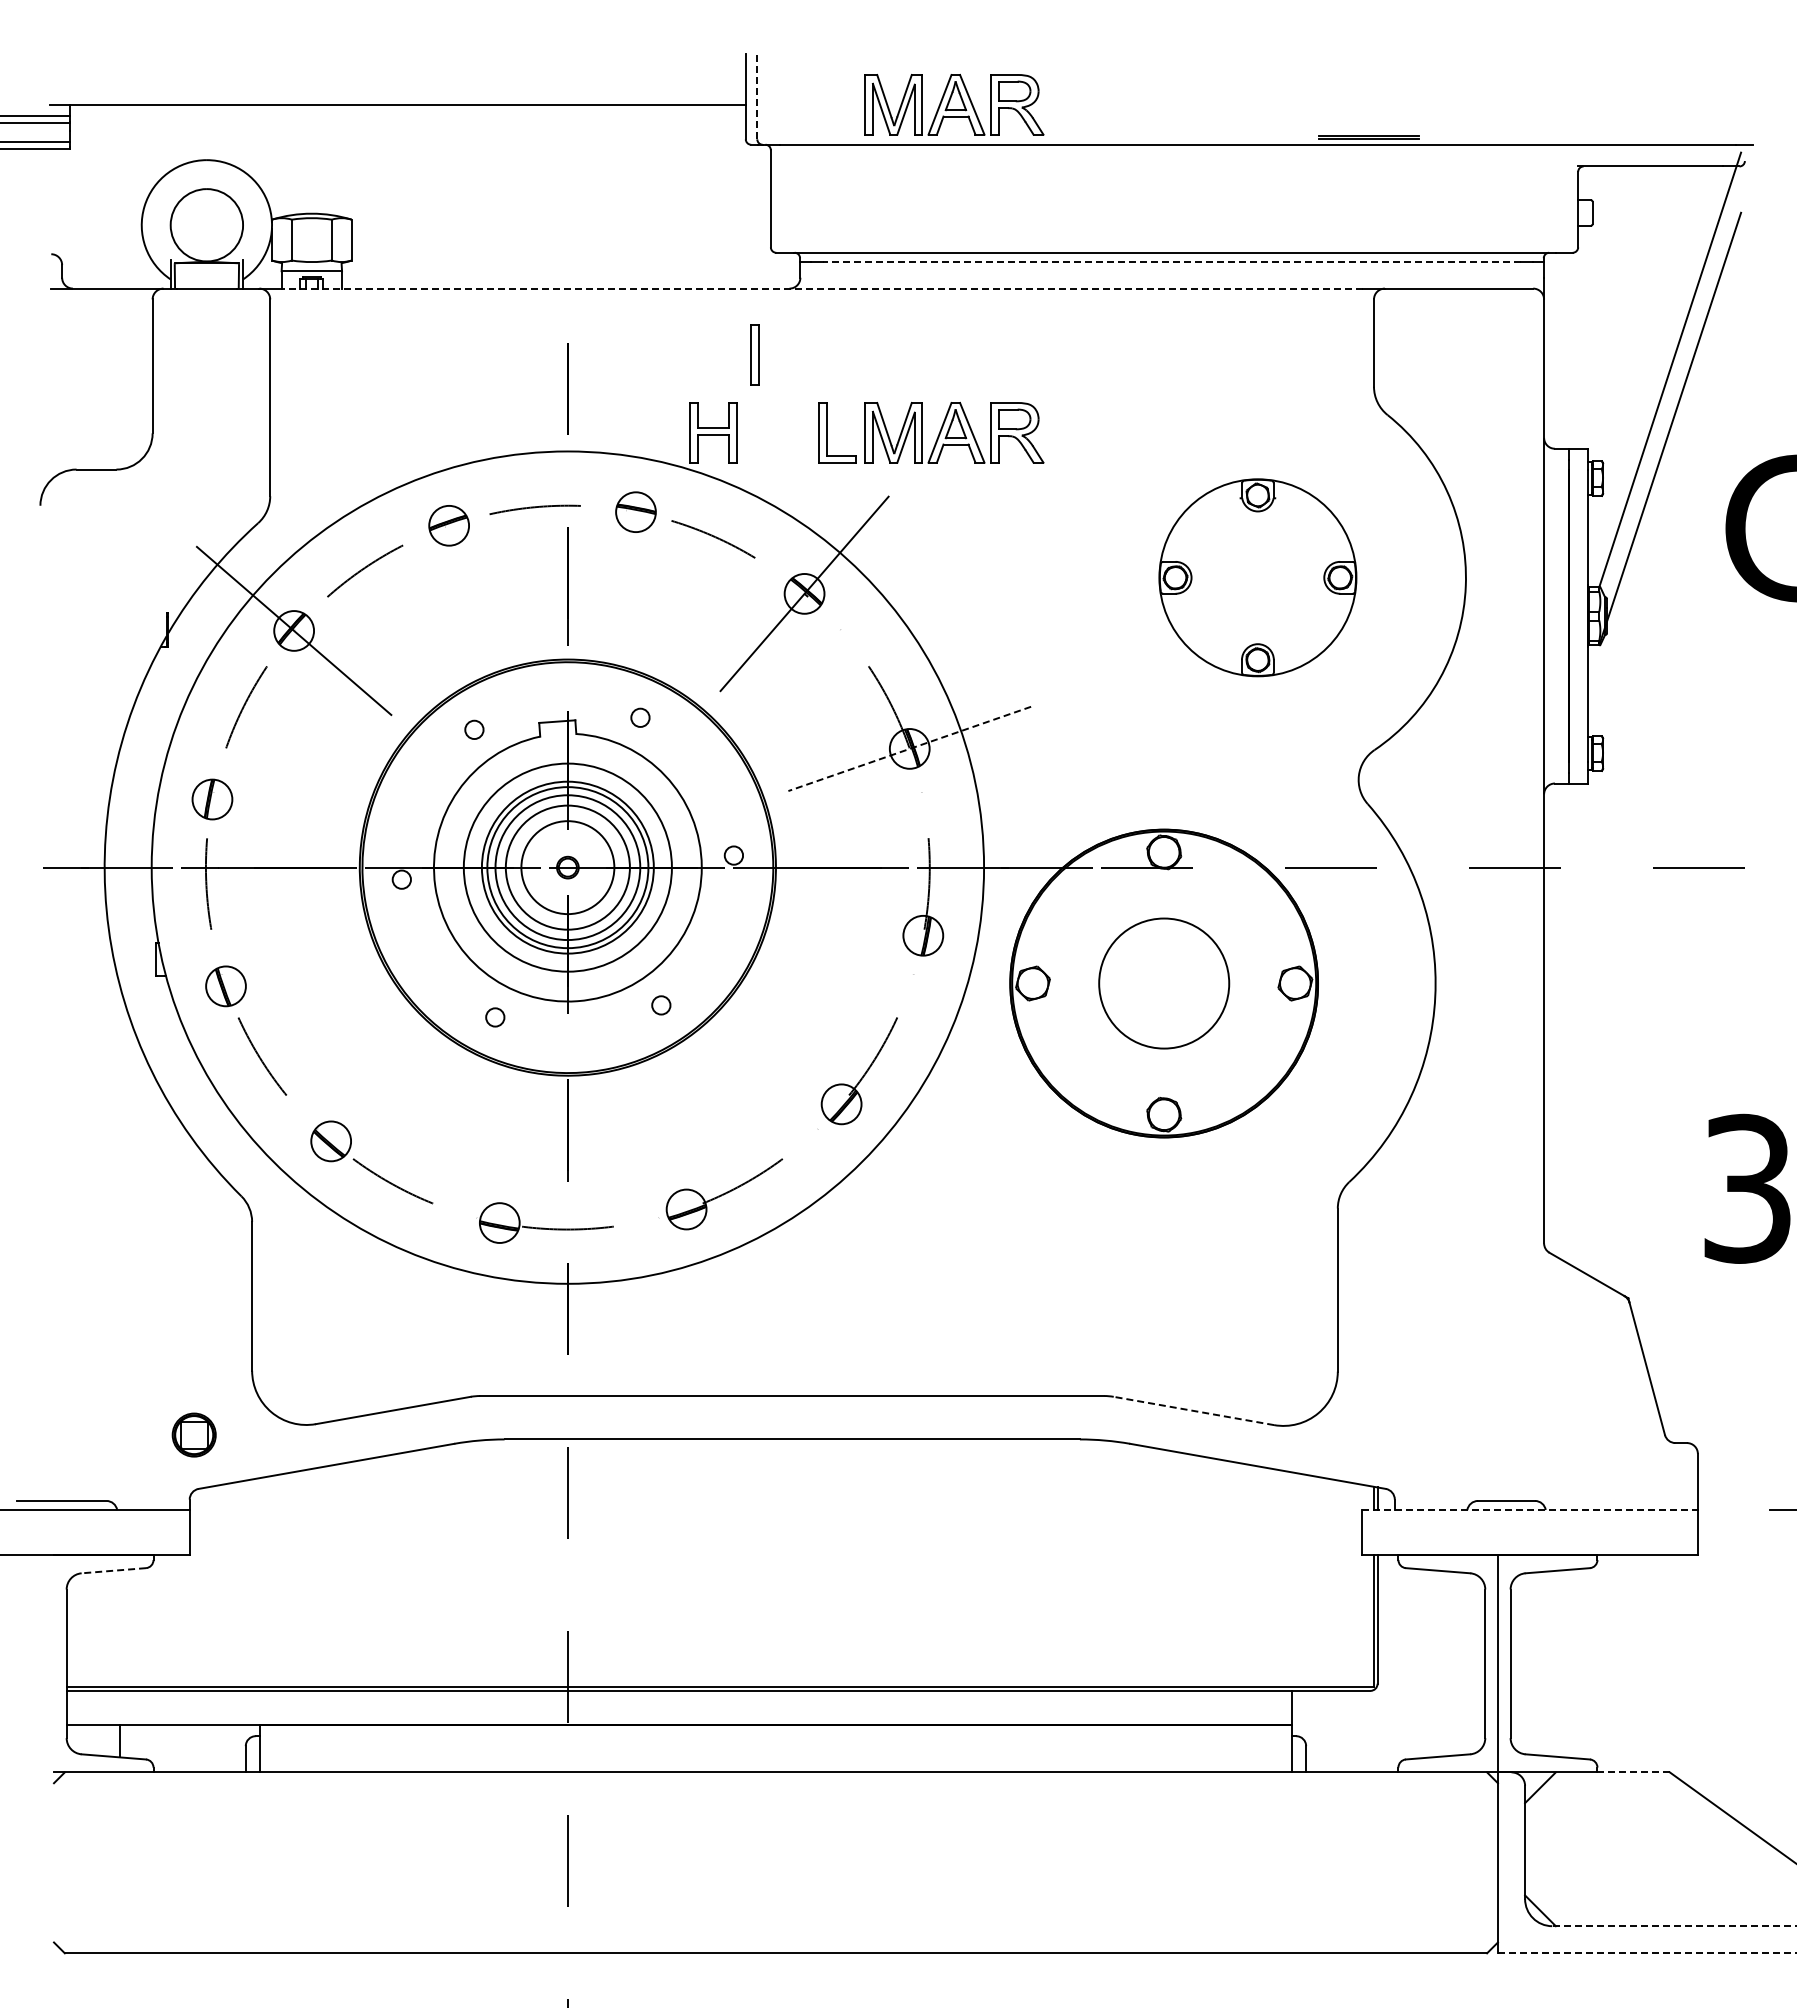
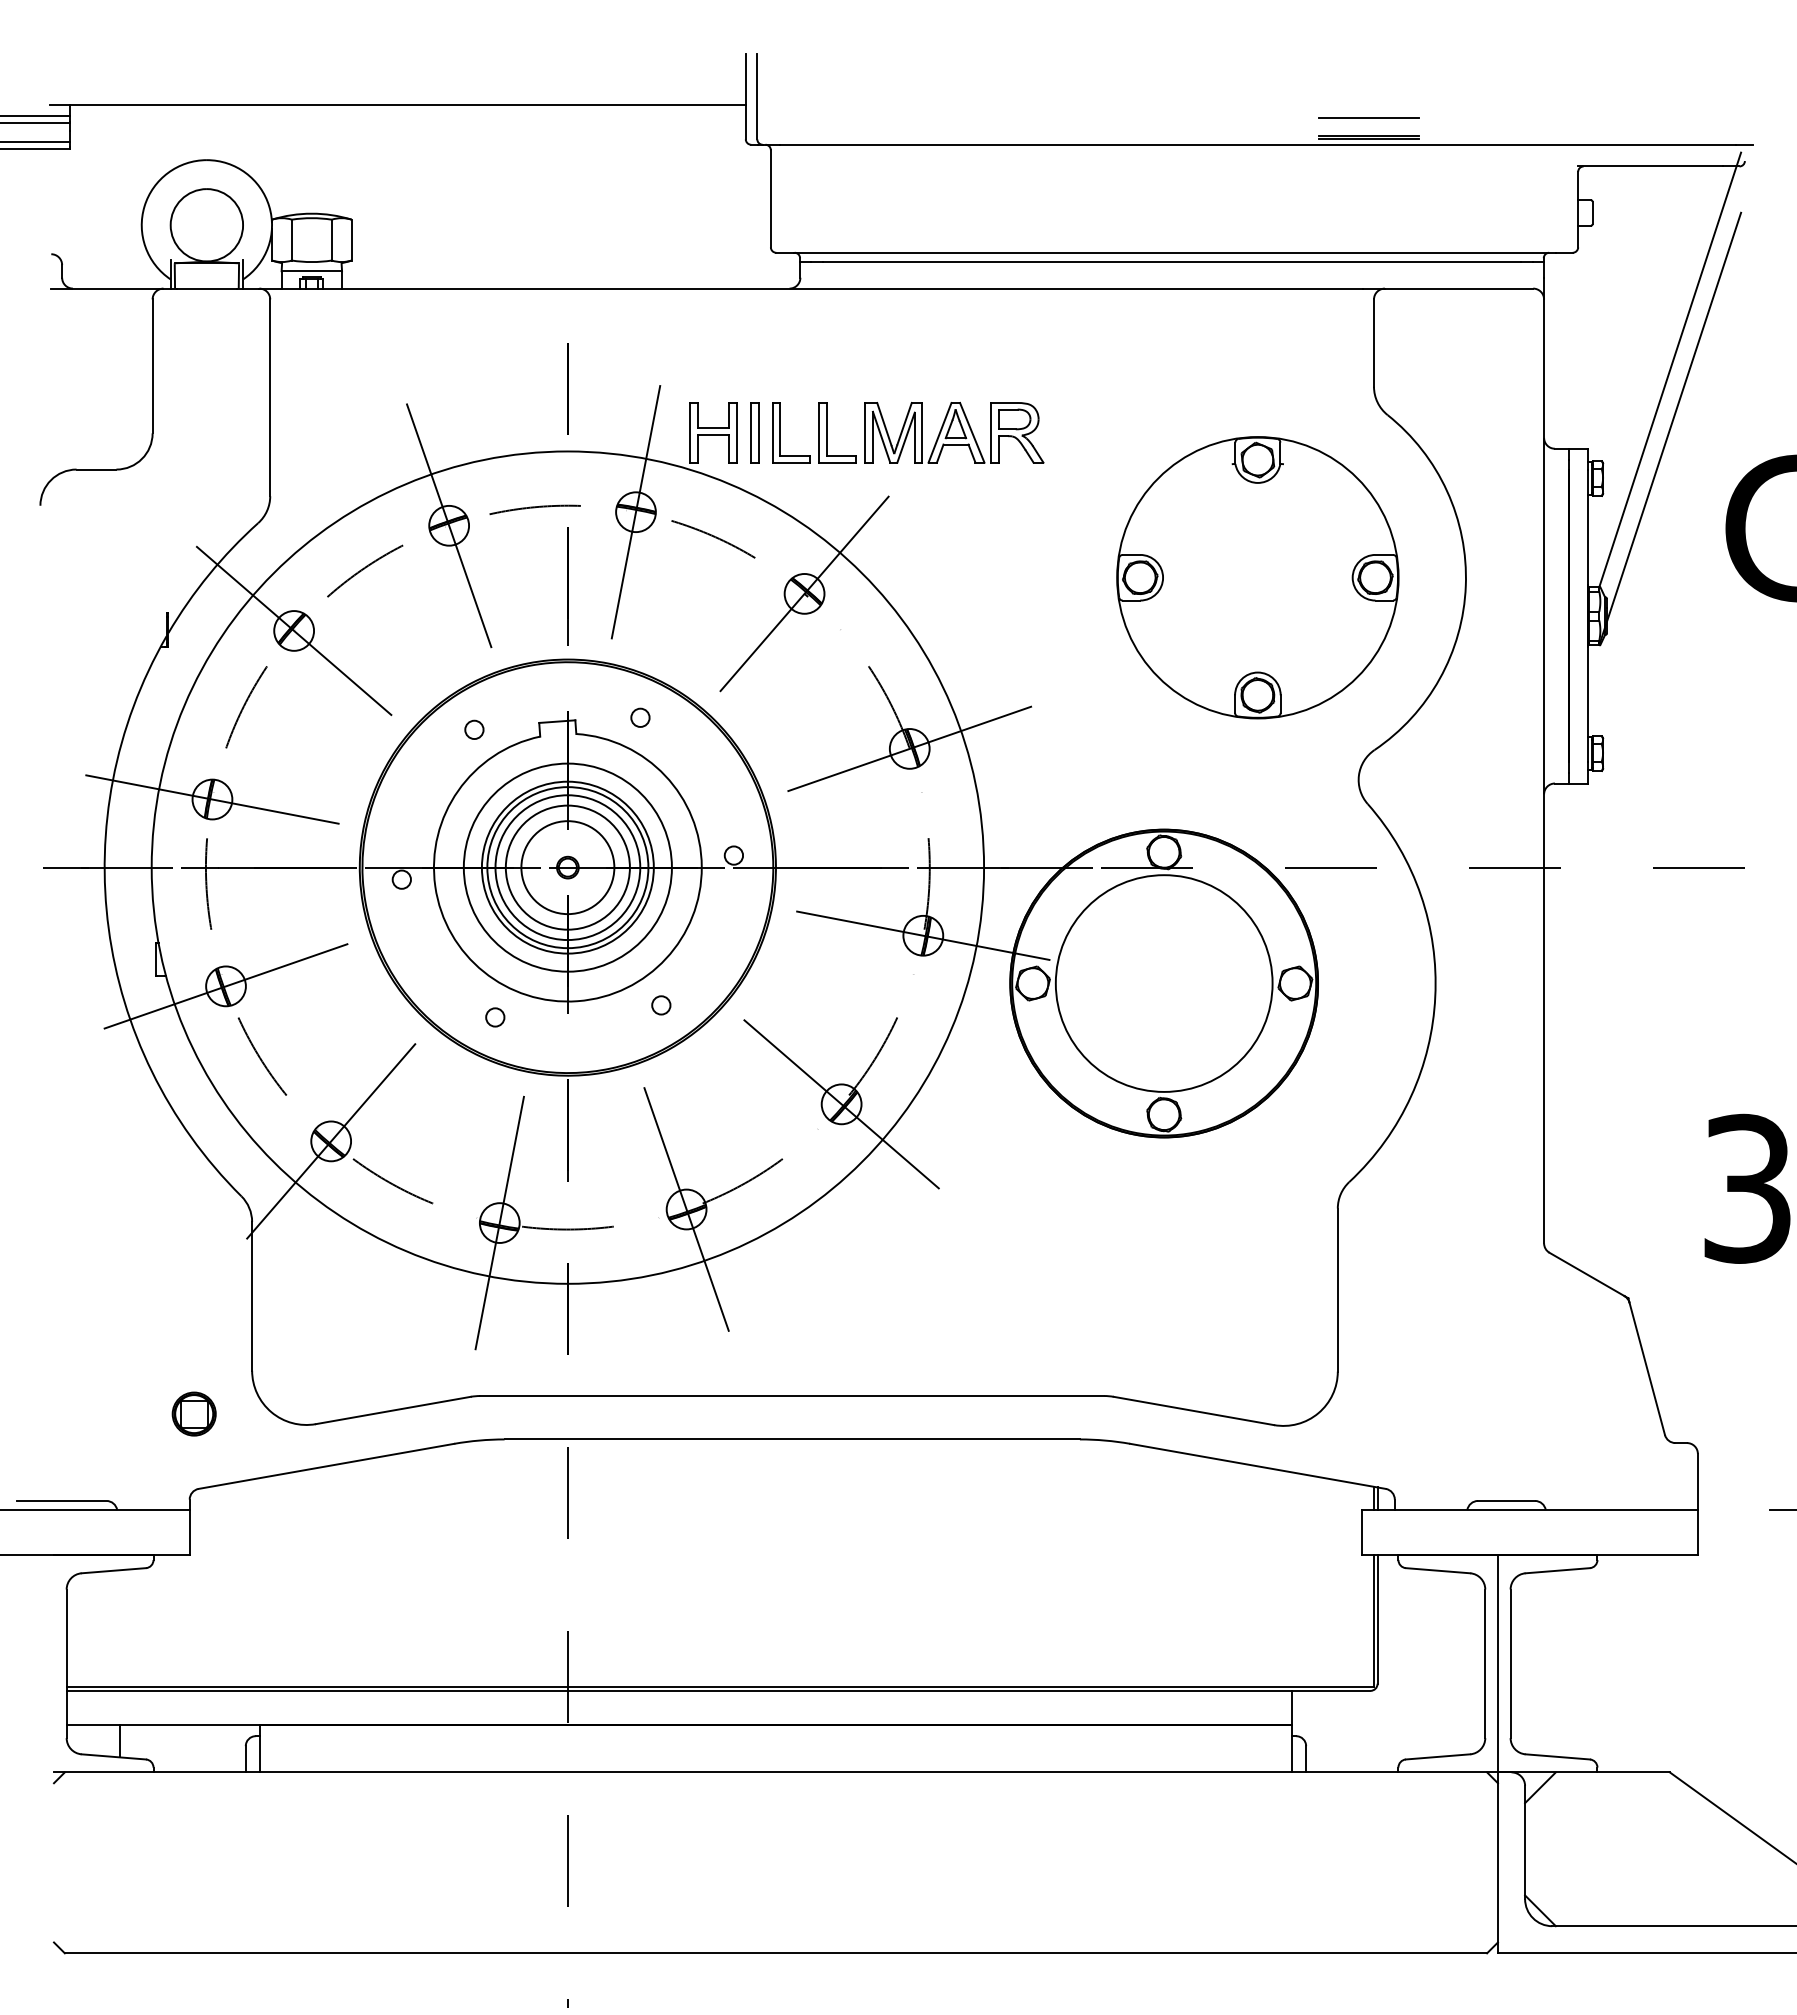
line: dashed -> solid (757, 96)
part: present -> none (954, 104)
line: none -> present (1368, 117)
line: dashed -> solid (1171, 261)
line: dashed -> solid (821, 288)
part position: (754, 354) -> (754, 432) (754, 432)
part: none -> present (780, 432)
line: none -> present (635, 512)
line: none -> present (449, 525)
part size: 200x200 px -> 284x284 px (1257, 577)
line: dashed -> solid (909, 749)
line: none -> present (212, 799)
line: none -> present (923, 935)
circle diameter: 130 px -> 217 px (1163, 983)
line: none -> present (225, 986)
line: none -> present (841, 1104)
line: none -> present (331, 1141)
line: none -> present (686, 1209)
line: none -> present (499, 1222)
line: dashed -> solid (1193, 1410)
part position: (193, 1434) -> (193, 1413) (193, 1413)
line: dashed -> solid (1530, 1510)
line: dashed -> solid (113, 1570)
line: dashed -> solid (1634, 1772)
line: dashed -> solid (1673, 1926)
line: dashed -> solid (1647, 1953)
